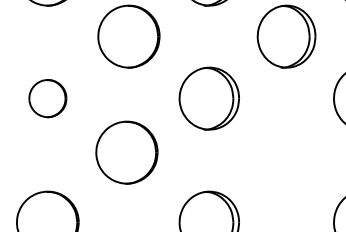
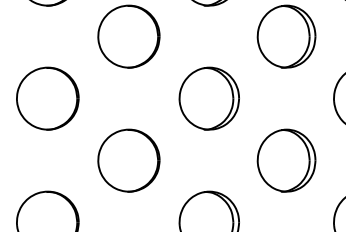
part size: 40x40 px -> 64x65 px (47, 98)
part position: (126, 152) -> (128, 160) (128, 160)
part: none -> present (286, 160)
